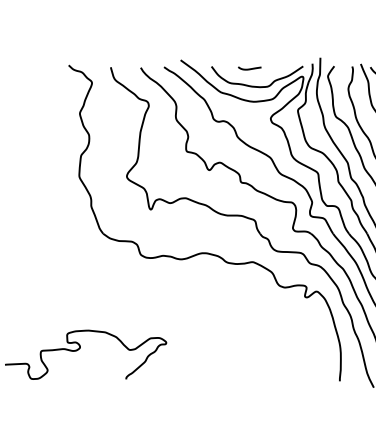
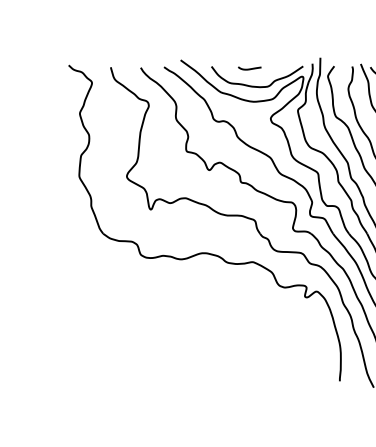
curve: present -> none (80, 348)
